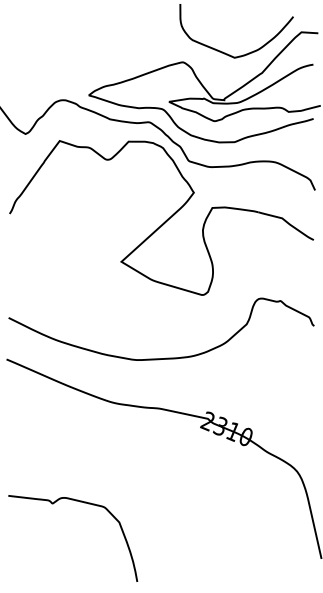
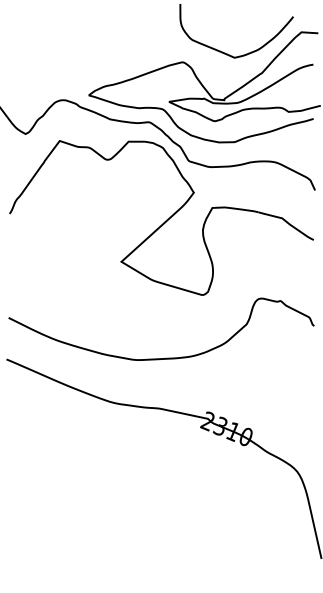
curve: present -> none (80, 502)
